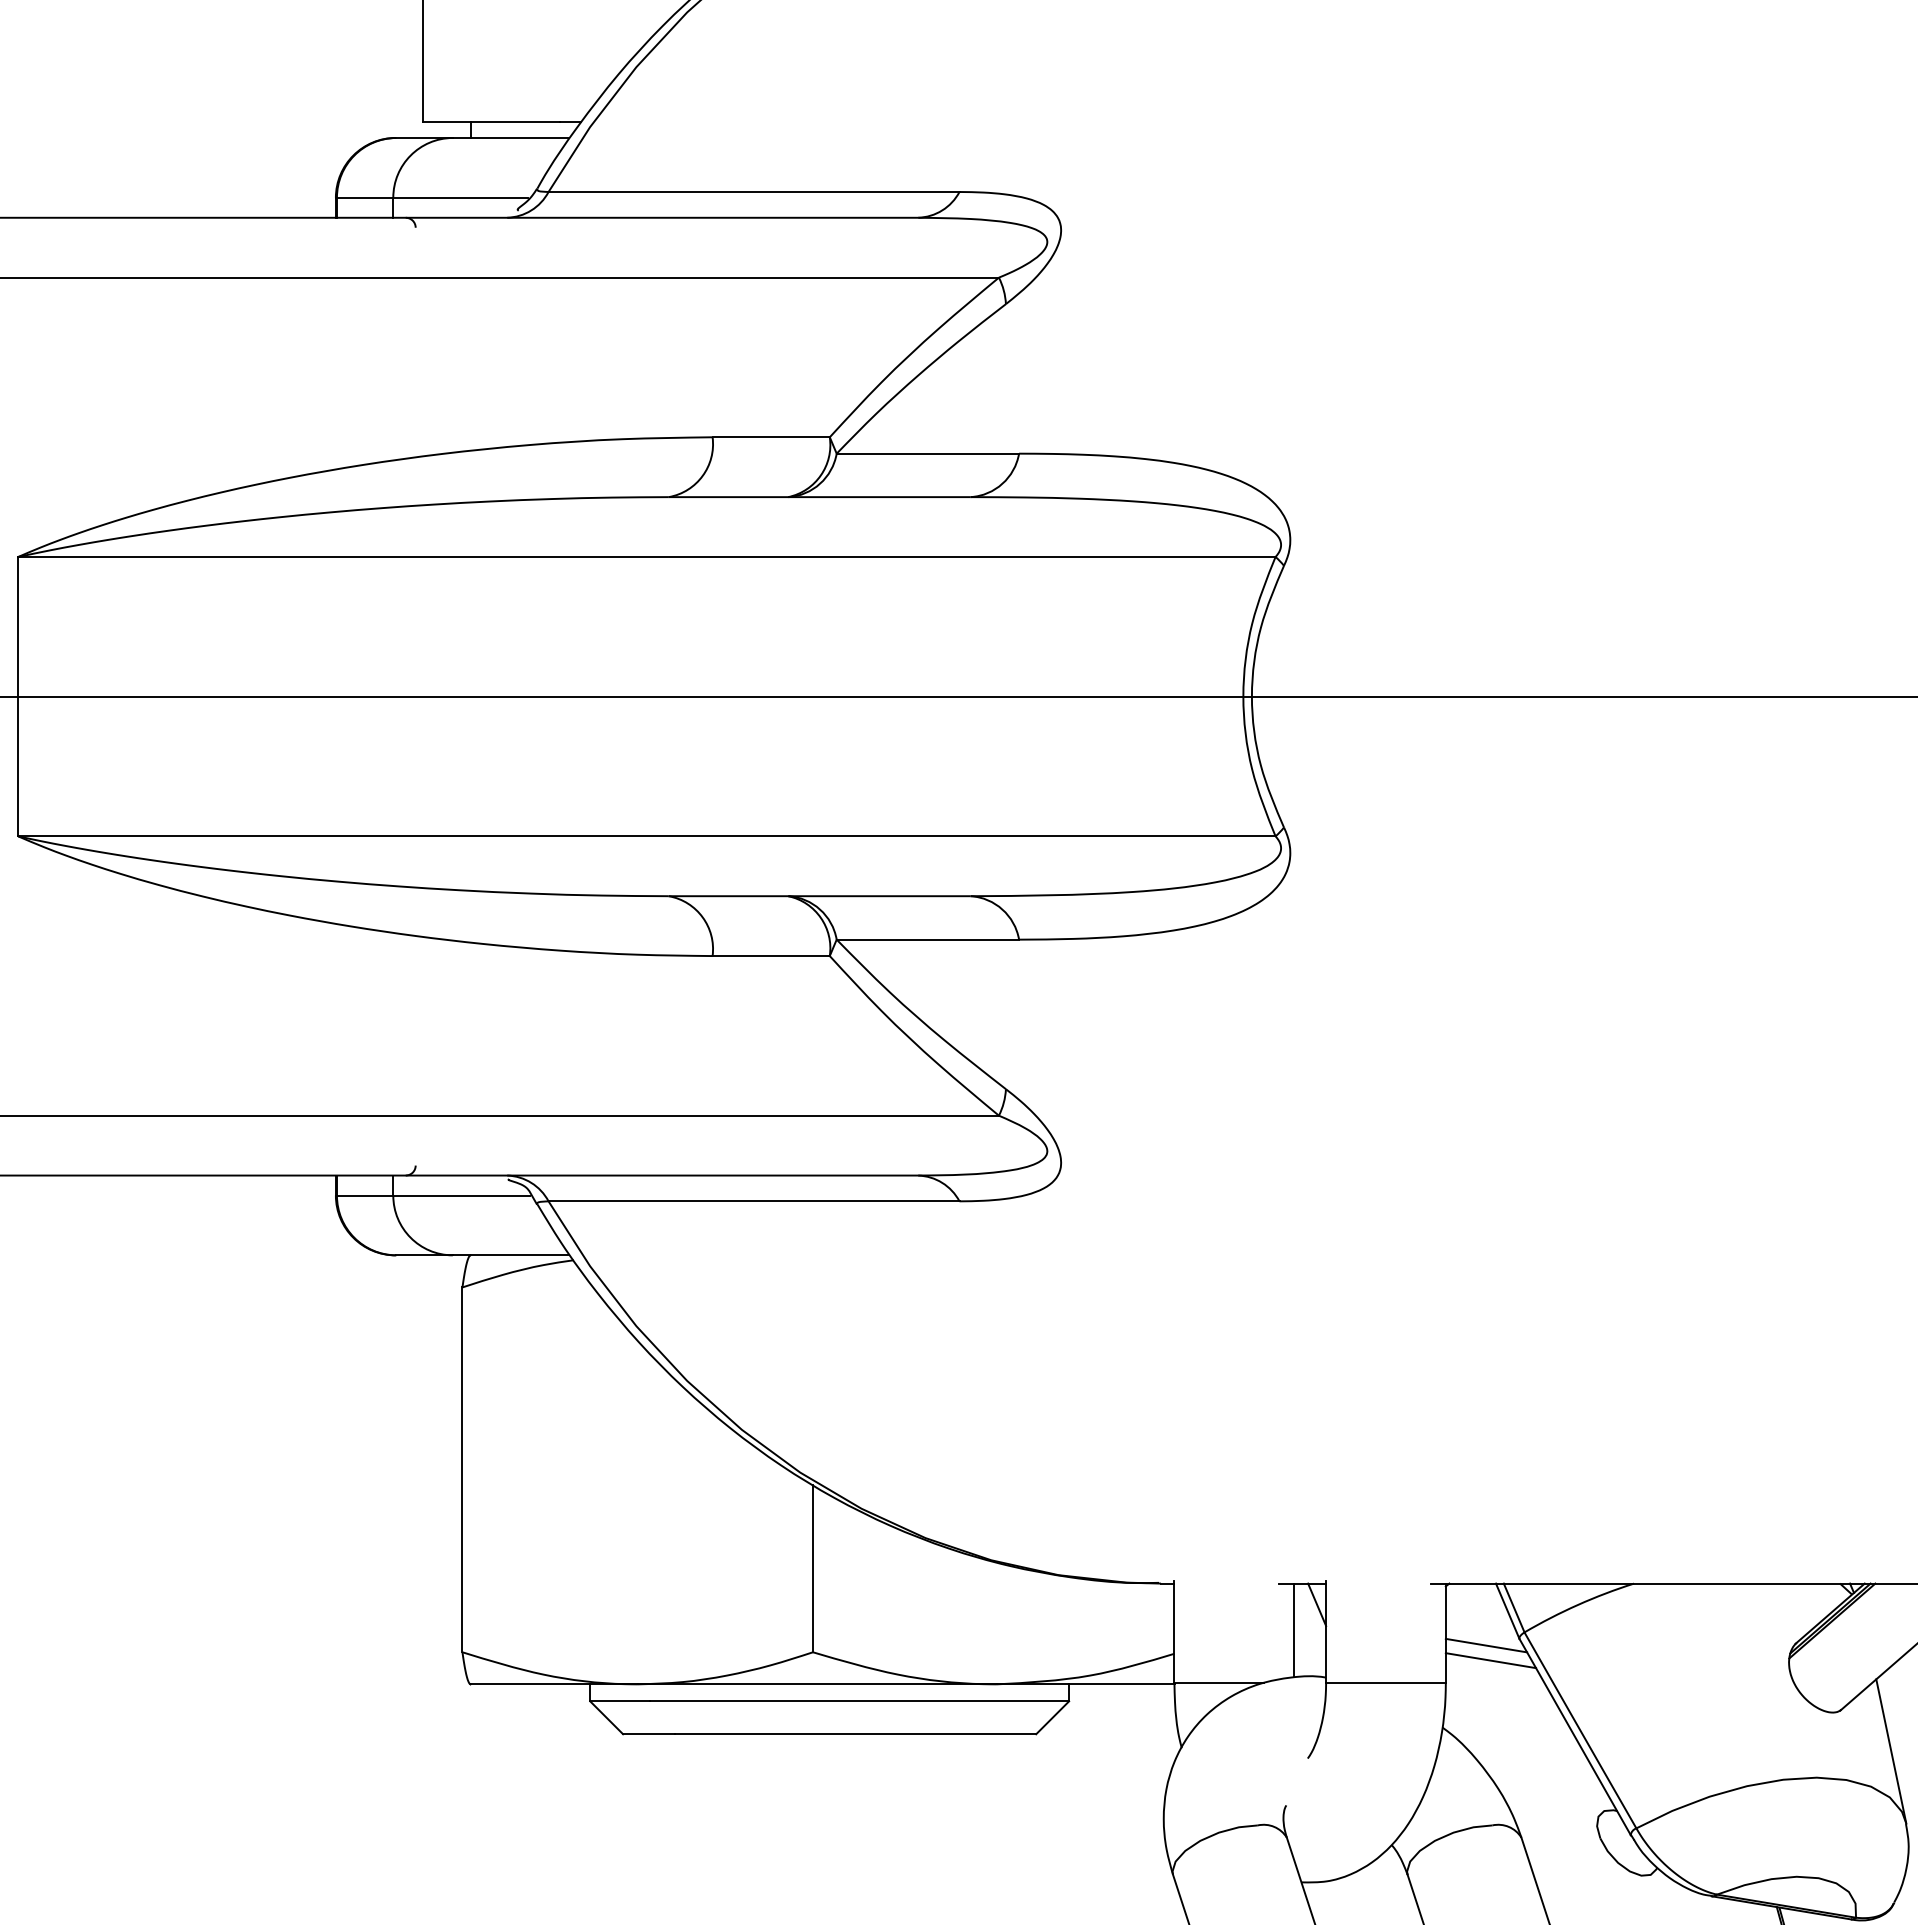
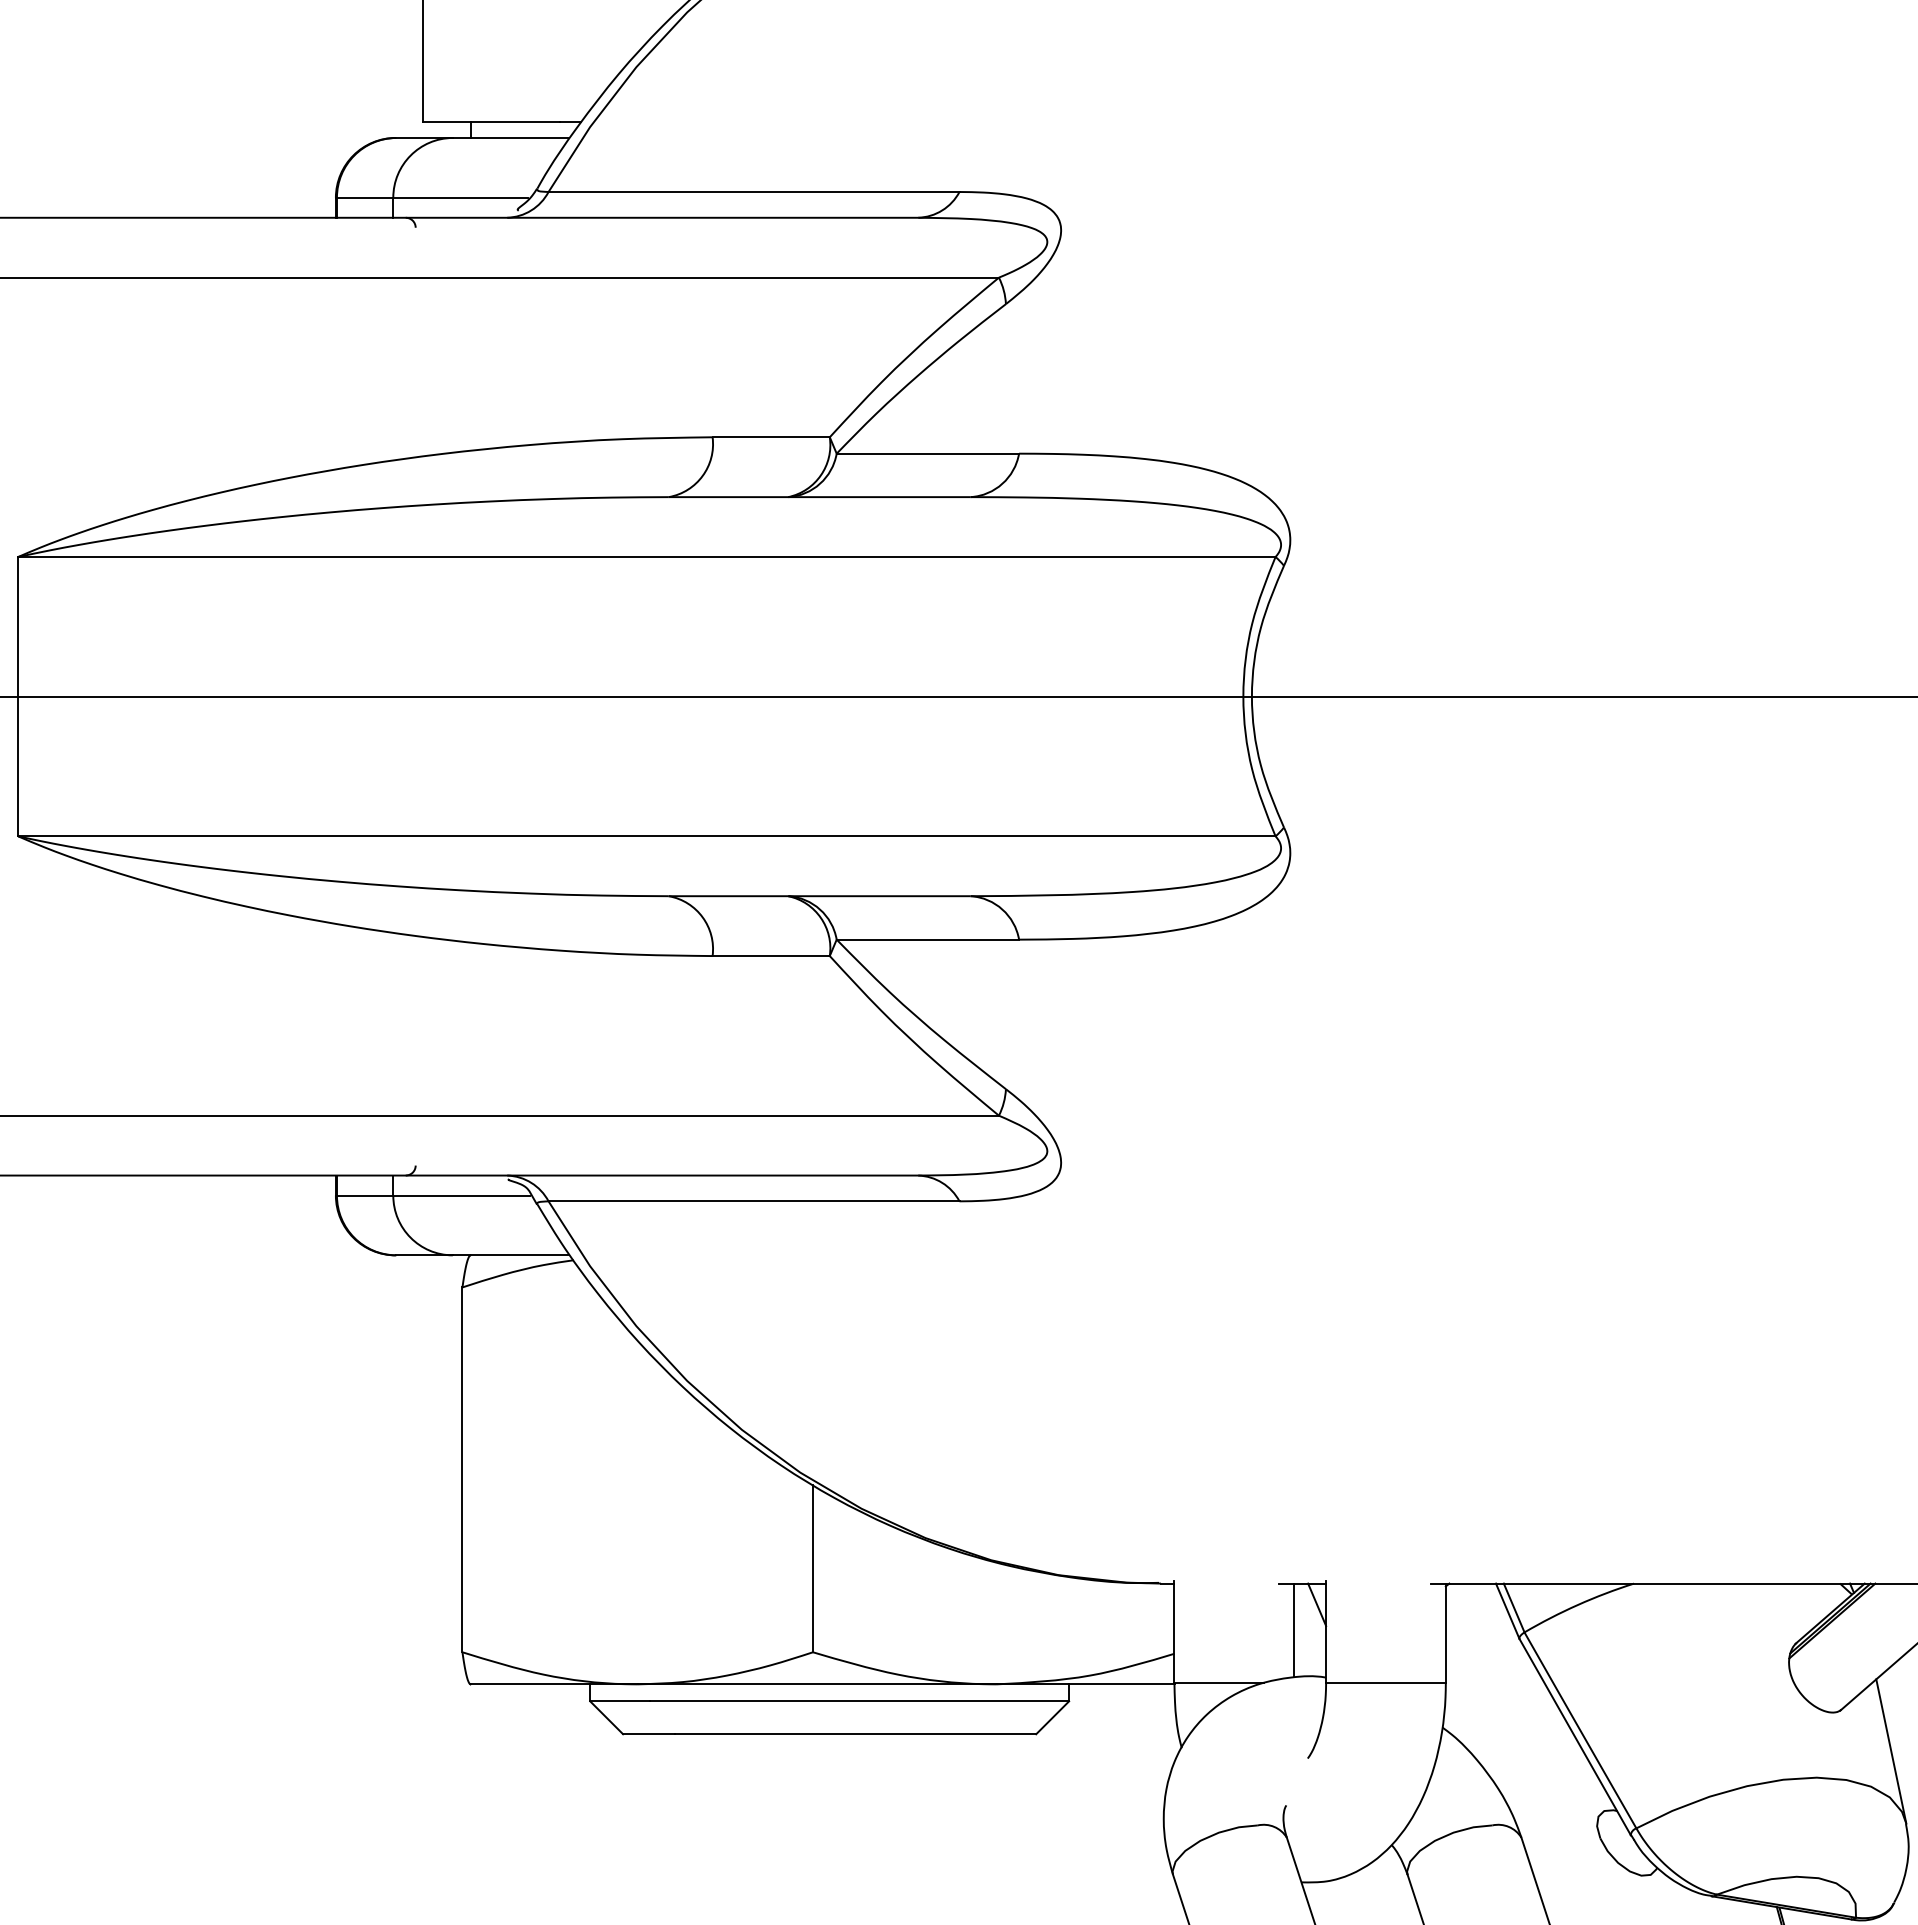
line: present -> none (1486, 1645)
line: present -> none (1490, 1660)
